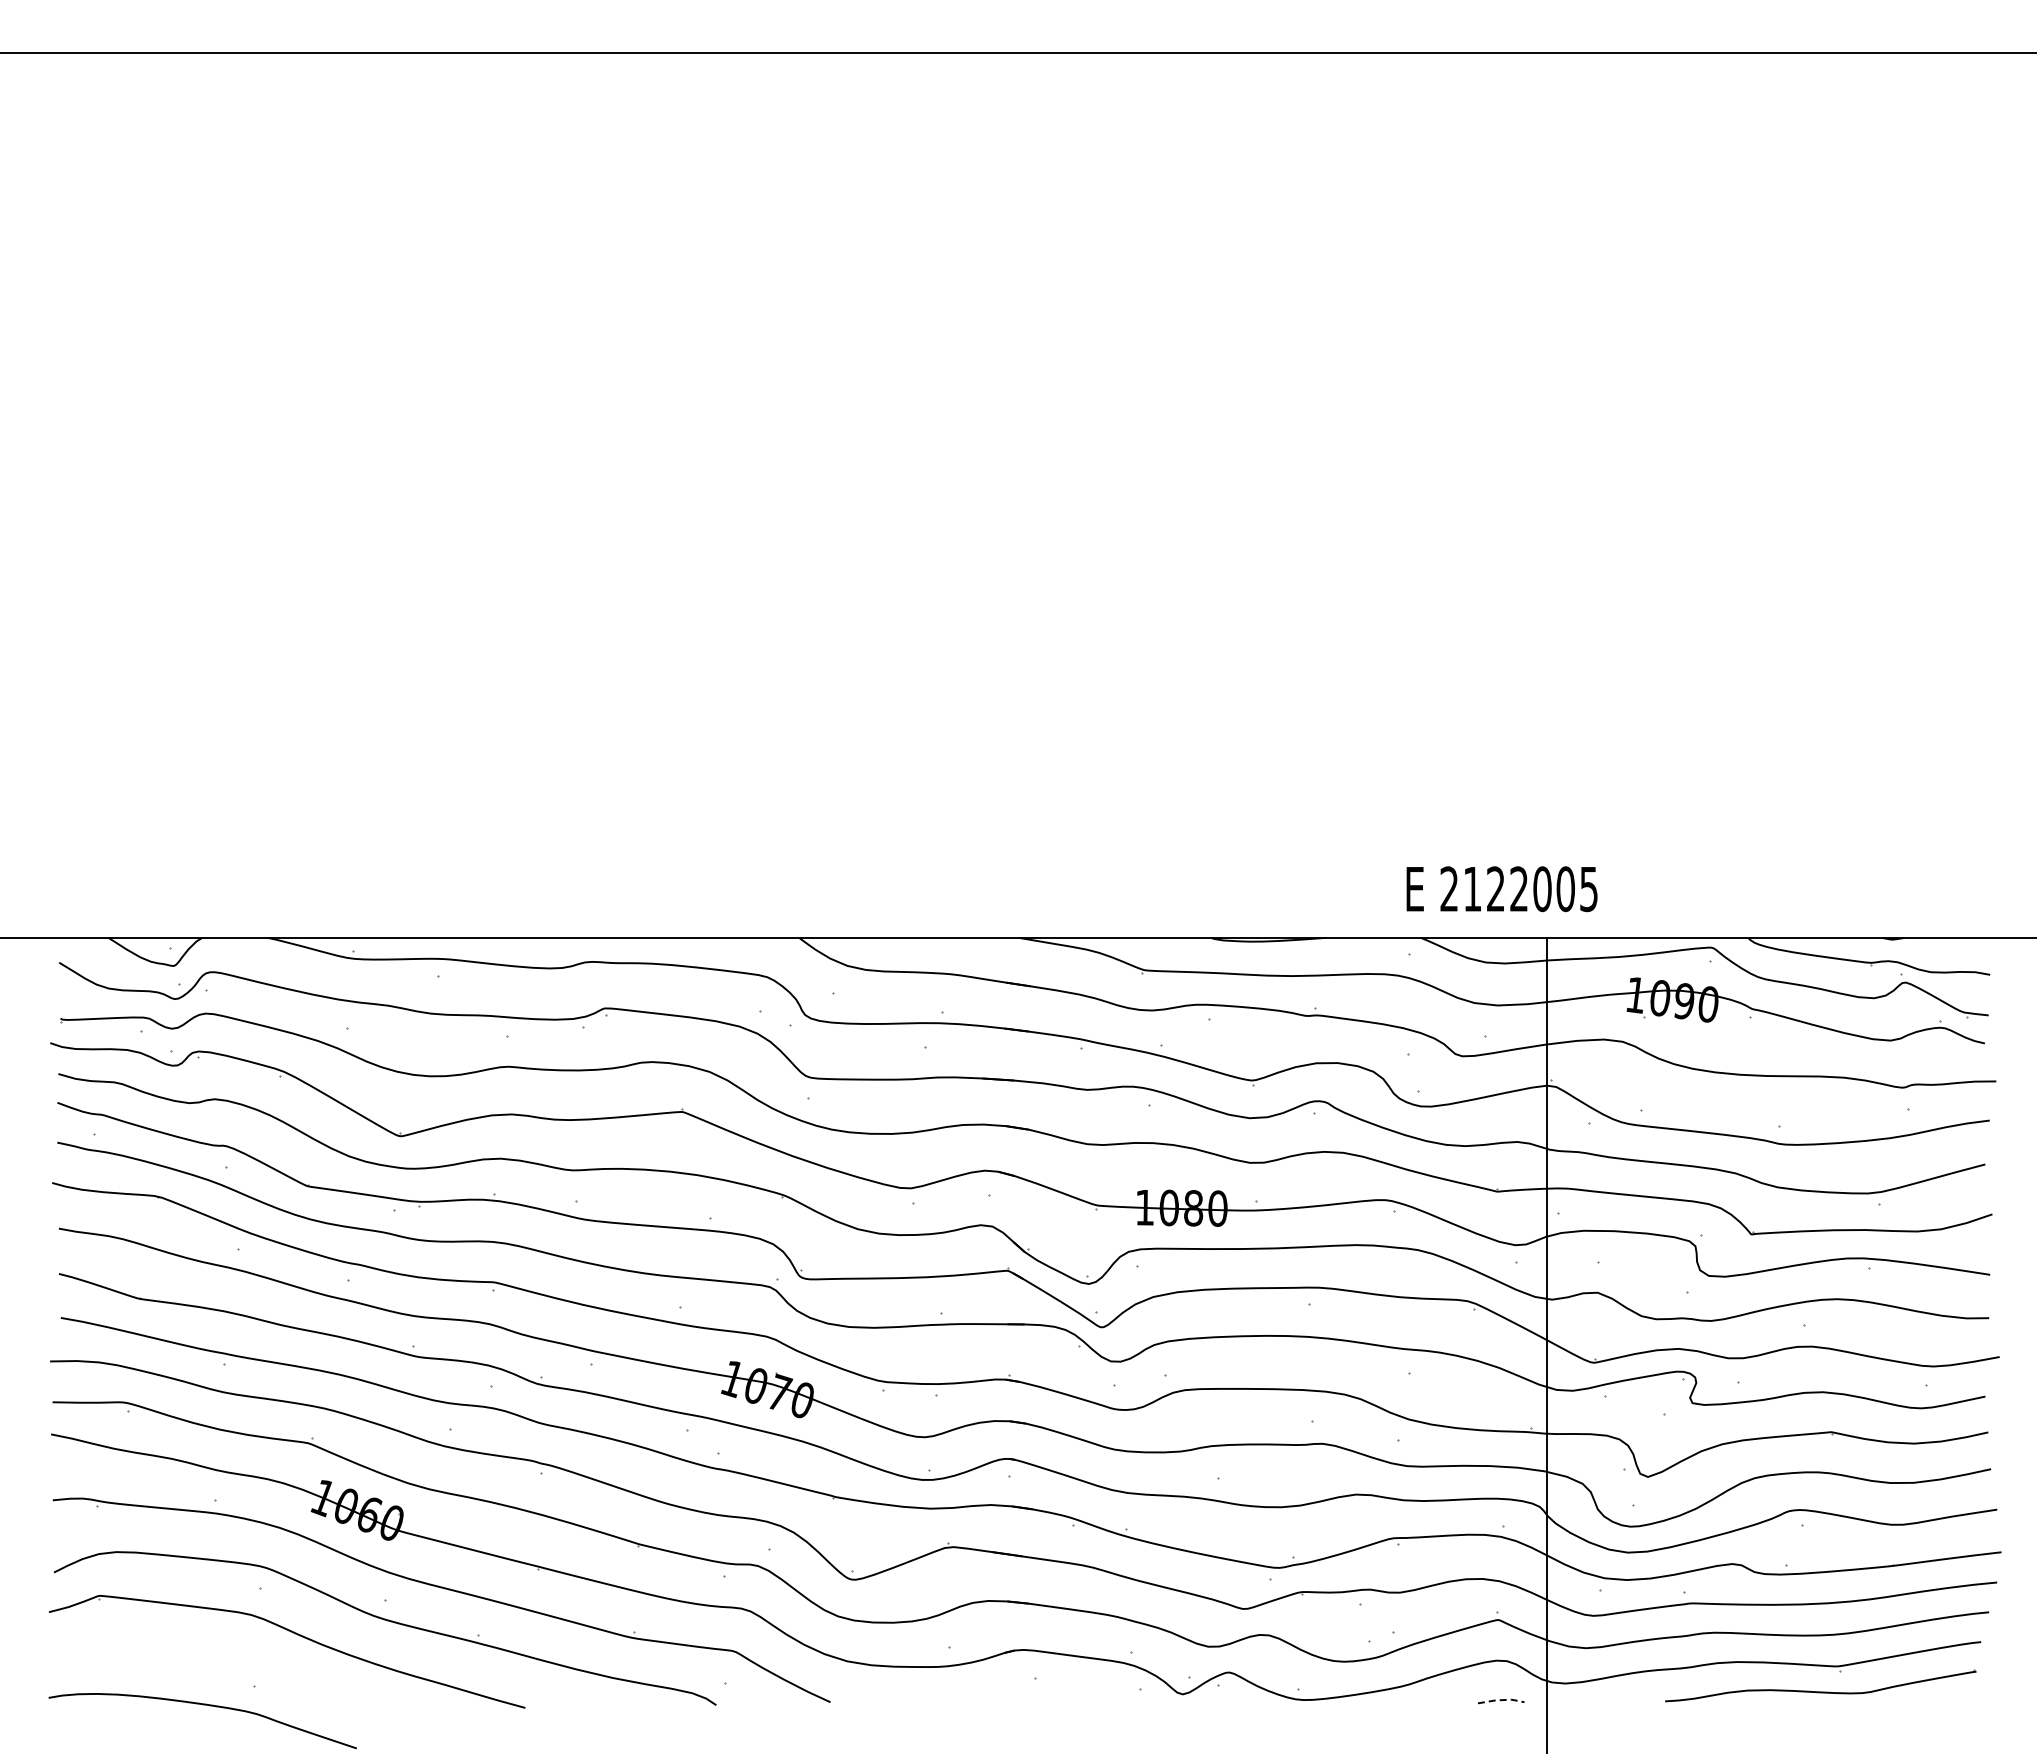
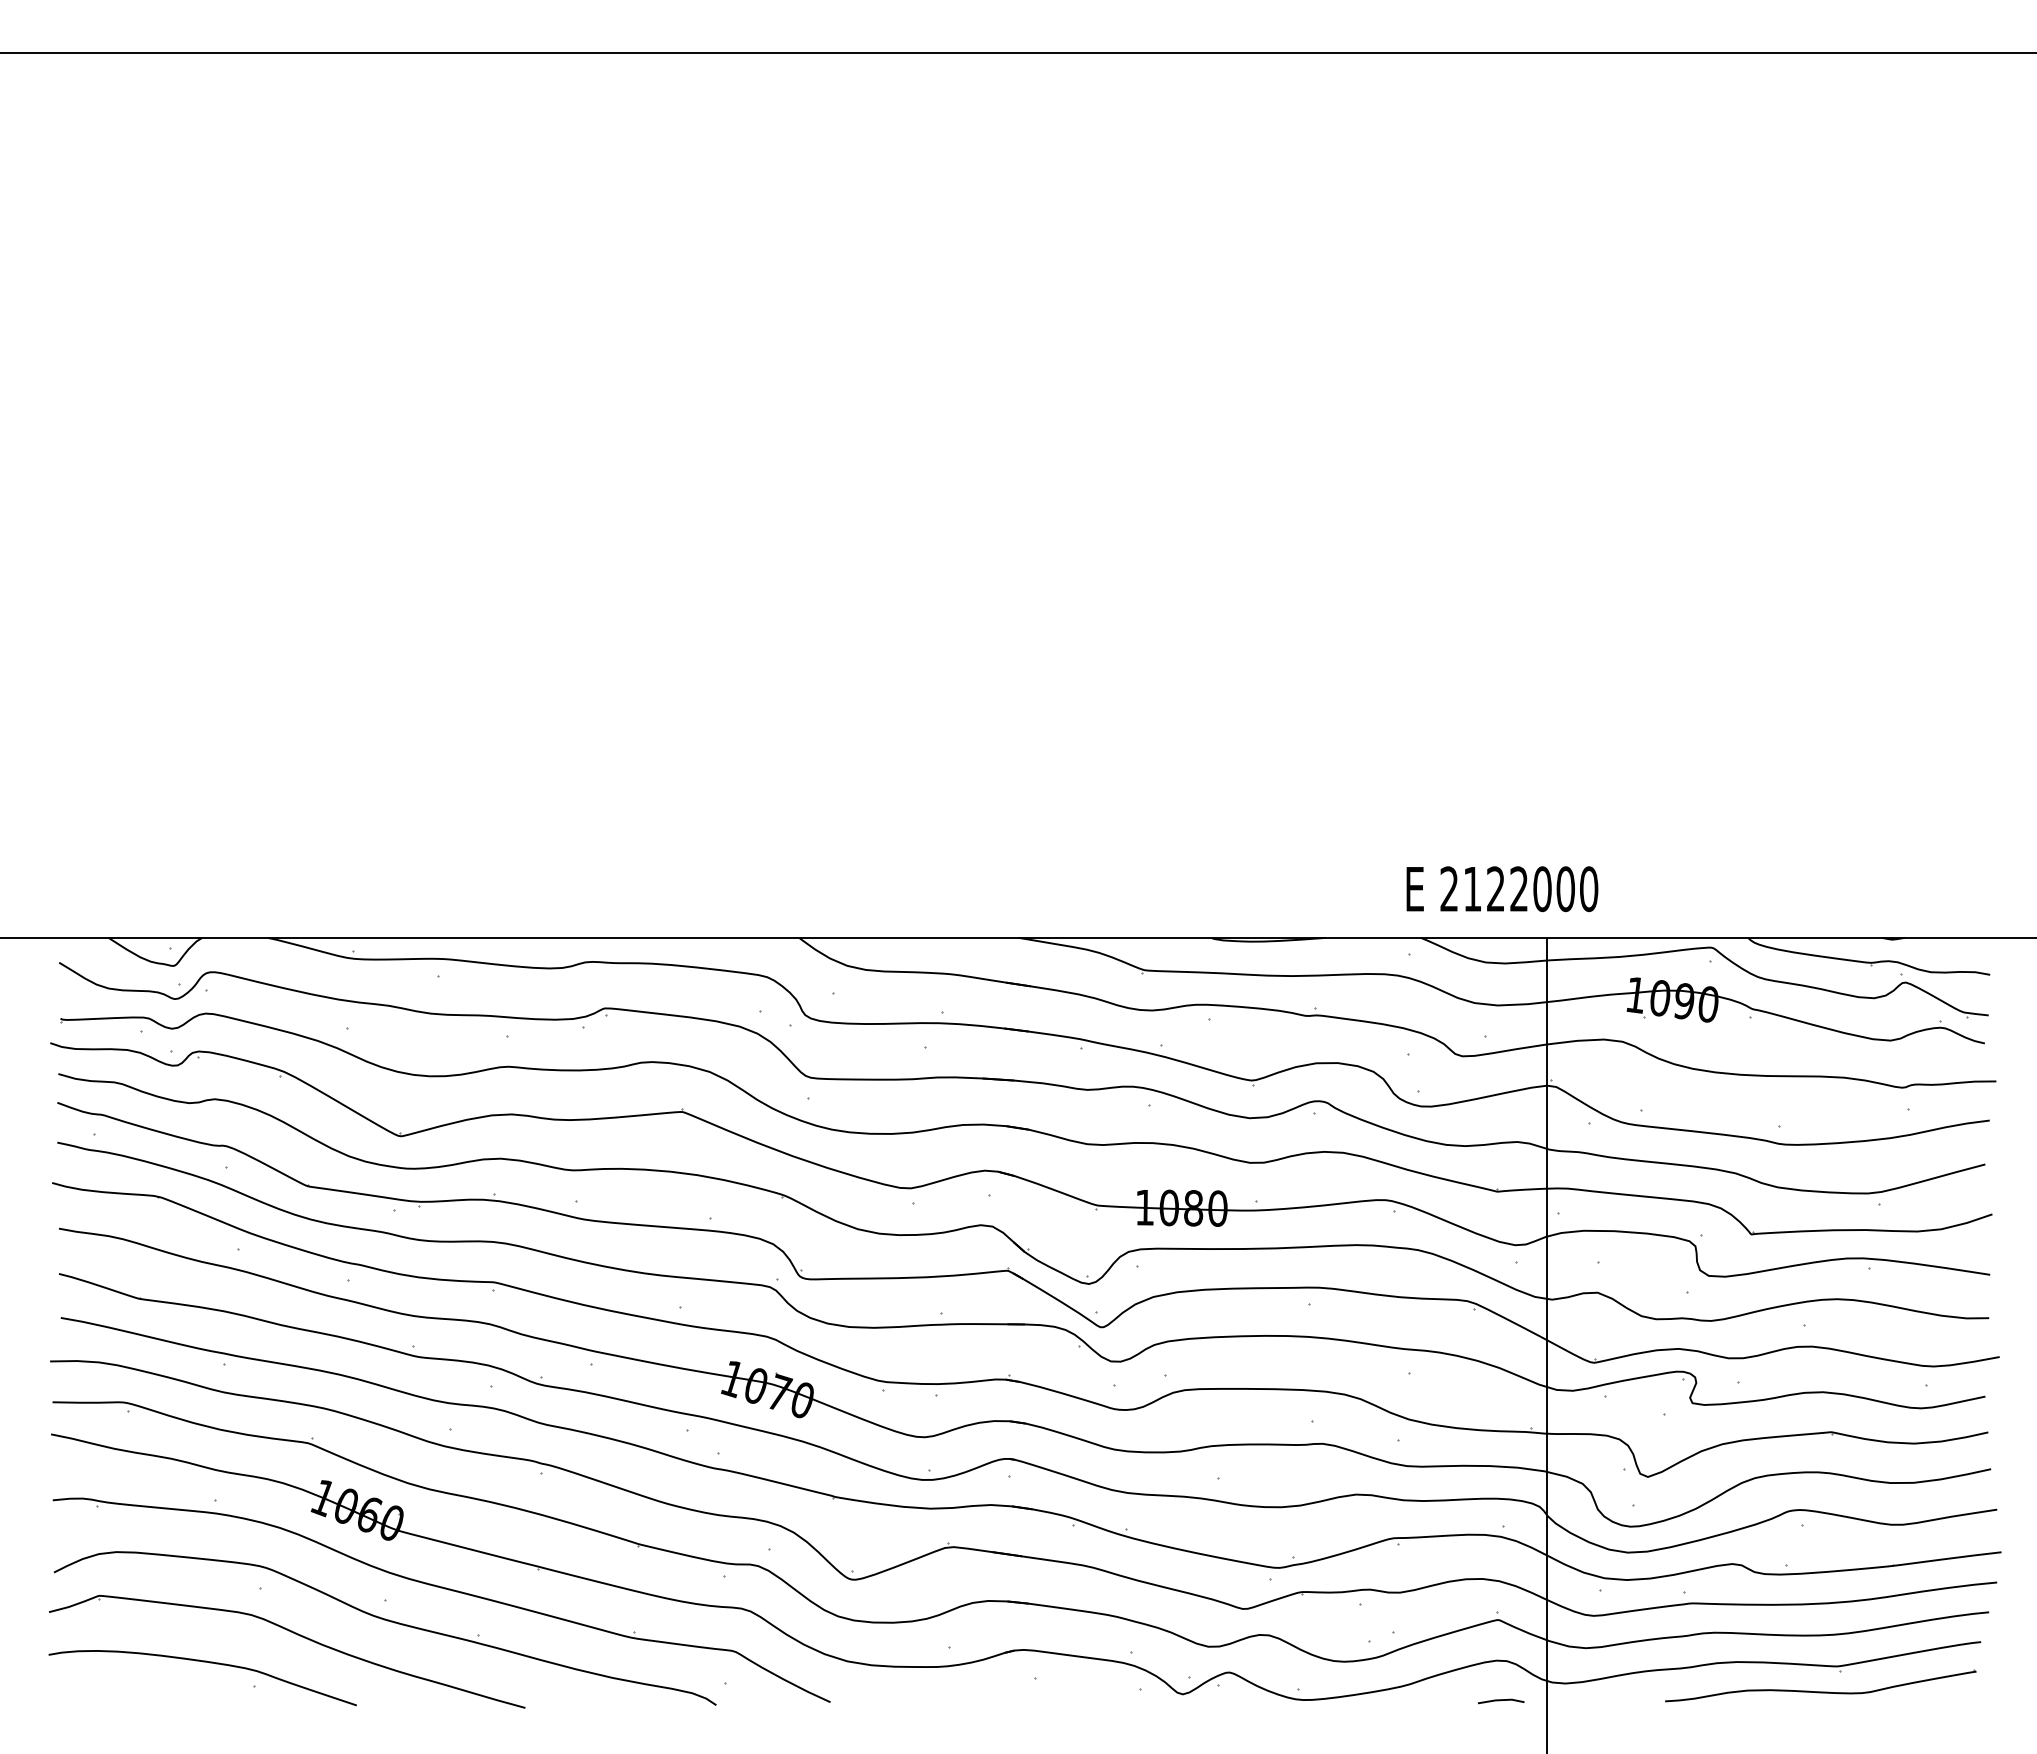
text: 2122005 -> 2122000 (1589, 889)
line: dashed -> solid (1501, 1700)
curve position: (202, 1705) -> (202, 1662) (202, 1662)
